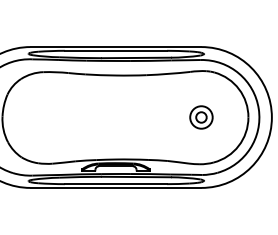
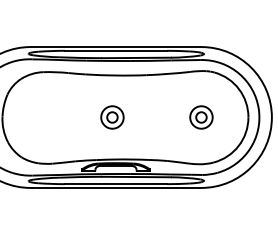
part: none -> present (112, 117)
